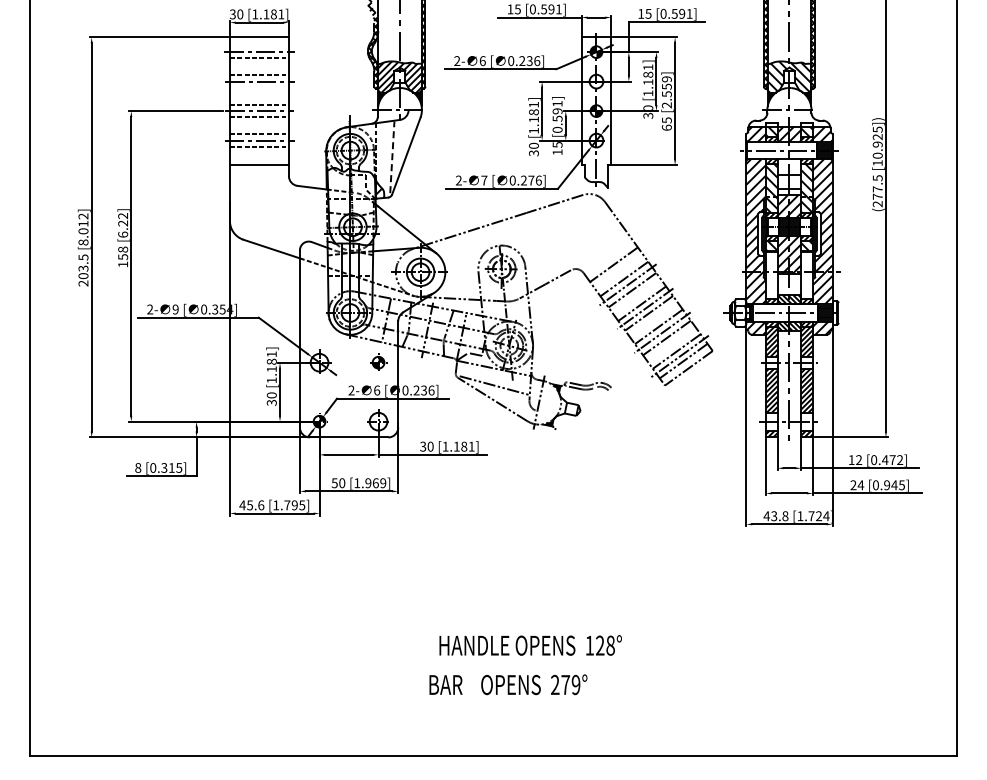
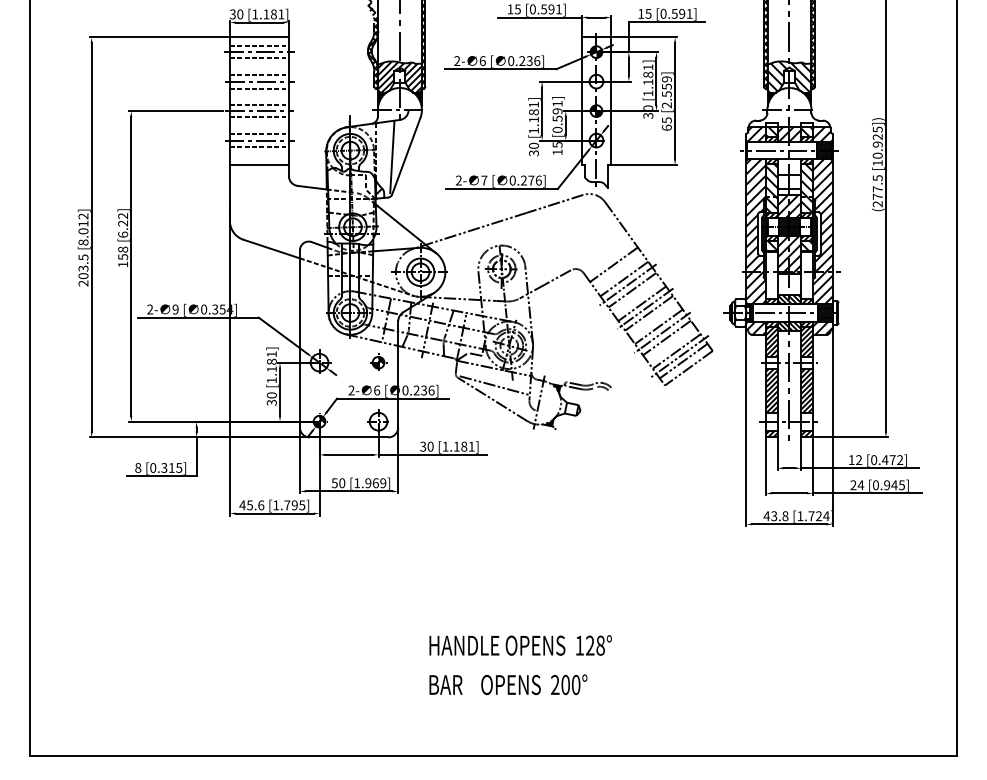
line: none -> present (258, 46)
line: none -> present (258, 88)
line: dashed -> solid (392, 157)
text position: (530, 645) -> (520, 645) (520, 645)
text: 279° -> 200° (570, 684)
